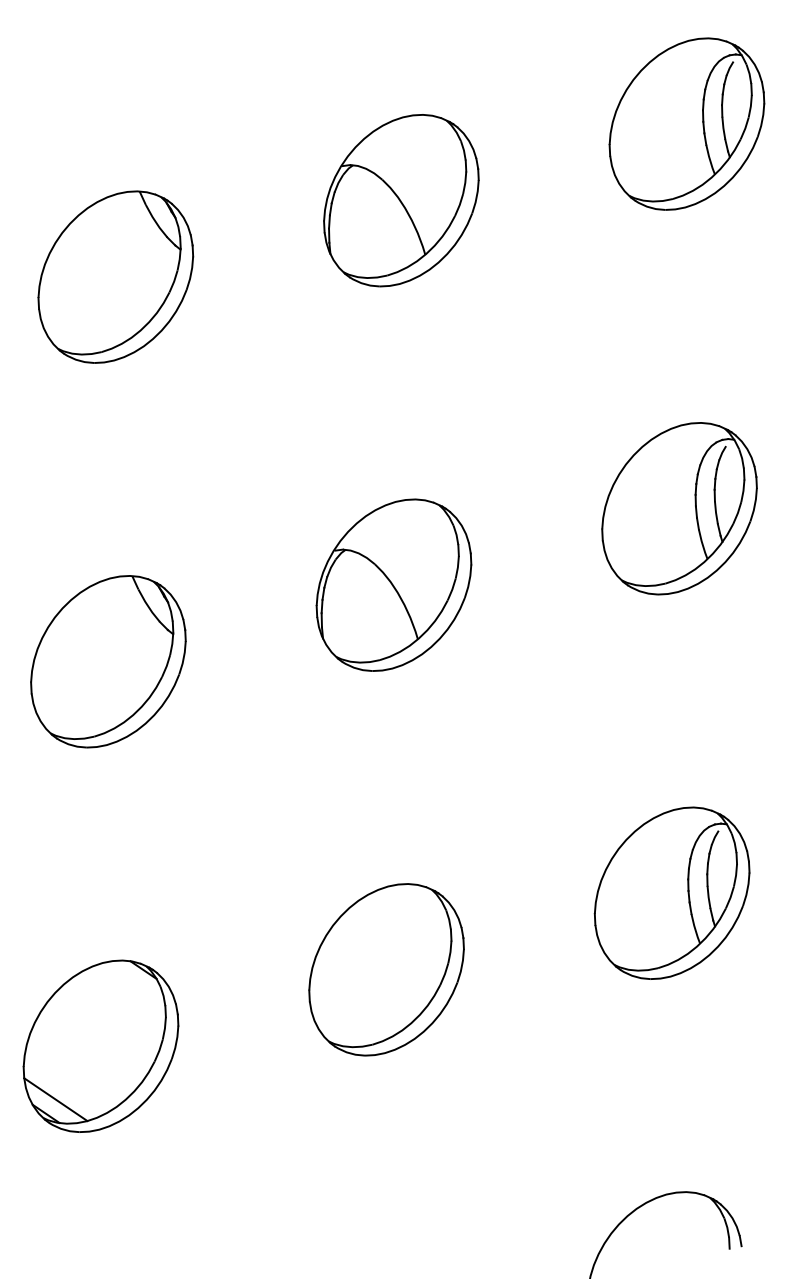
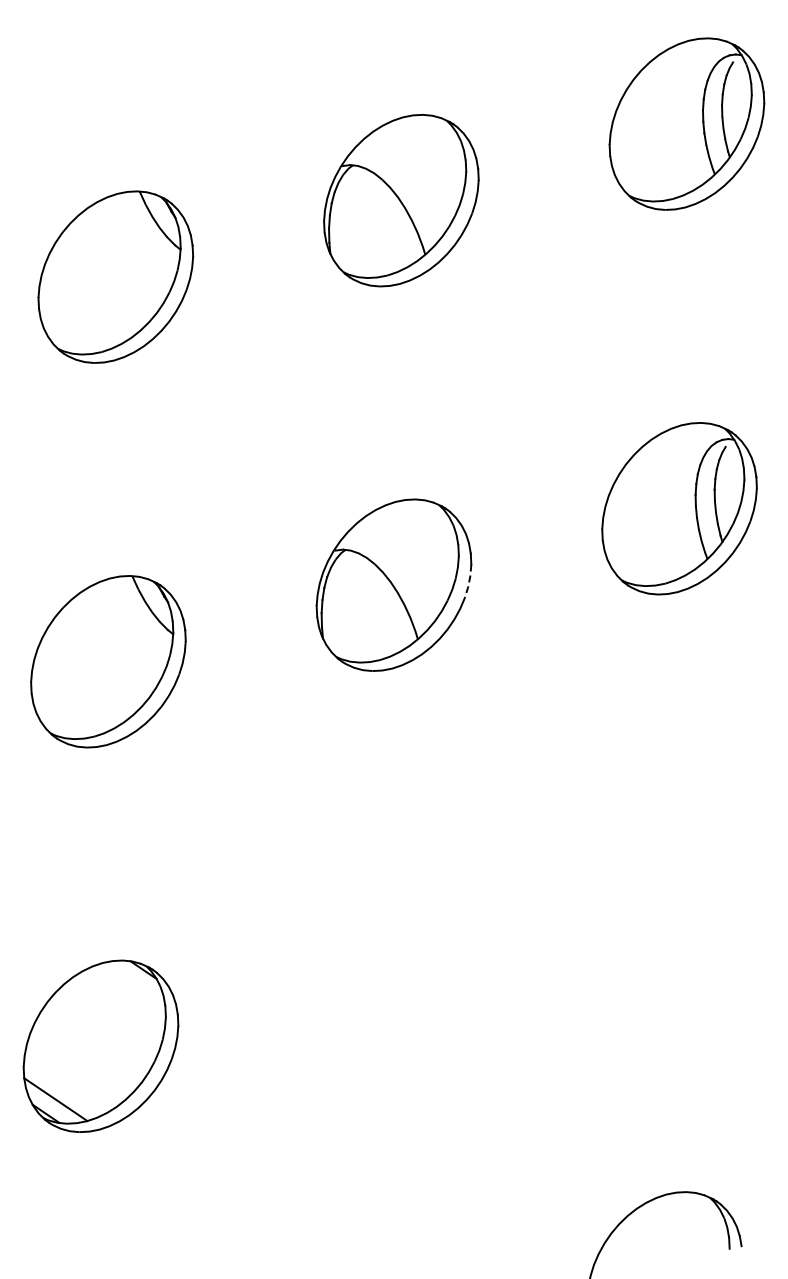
line: solid -> dashed (469, 581)
part: present -> none (671, 892)
part: present -> none (386, 969)
